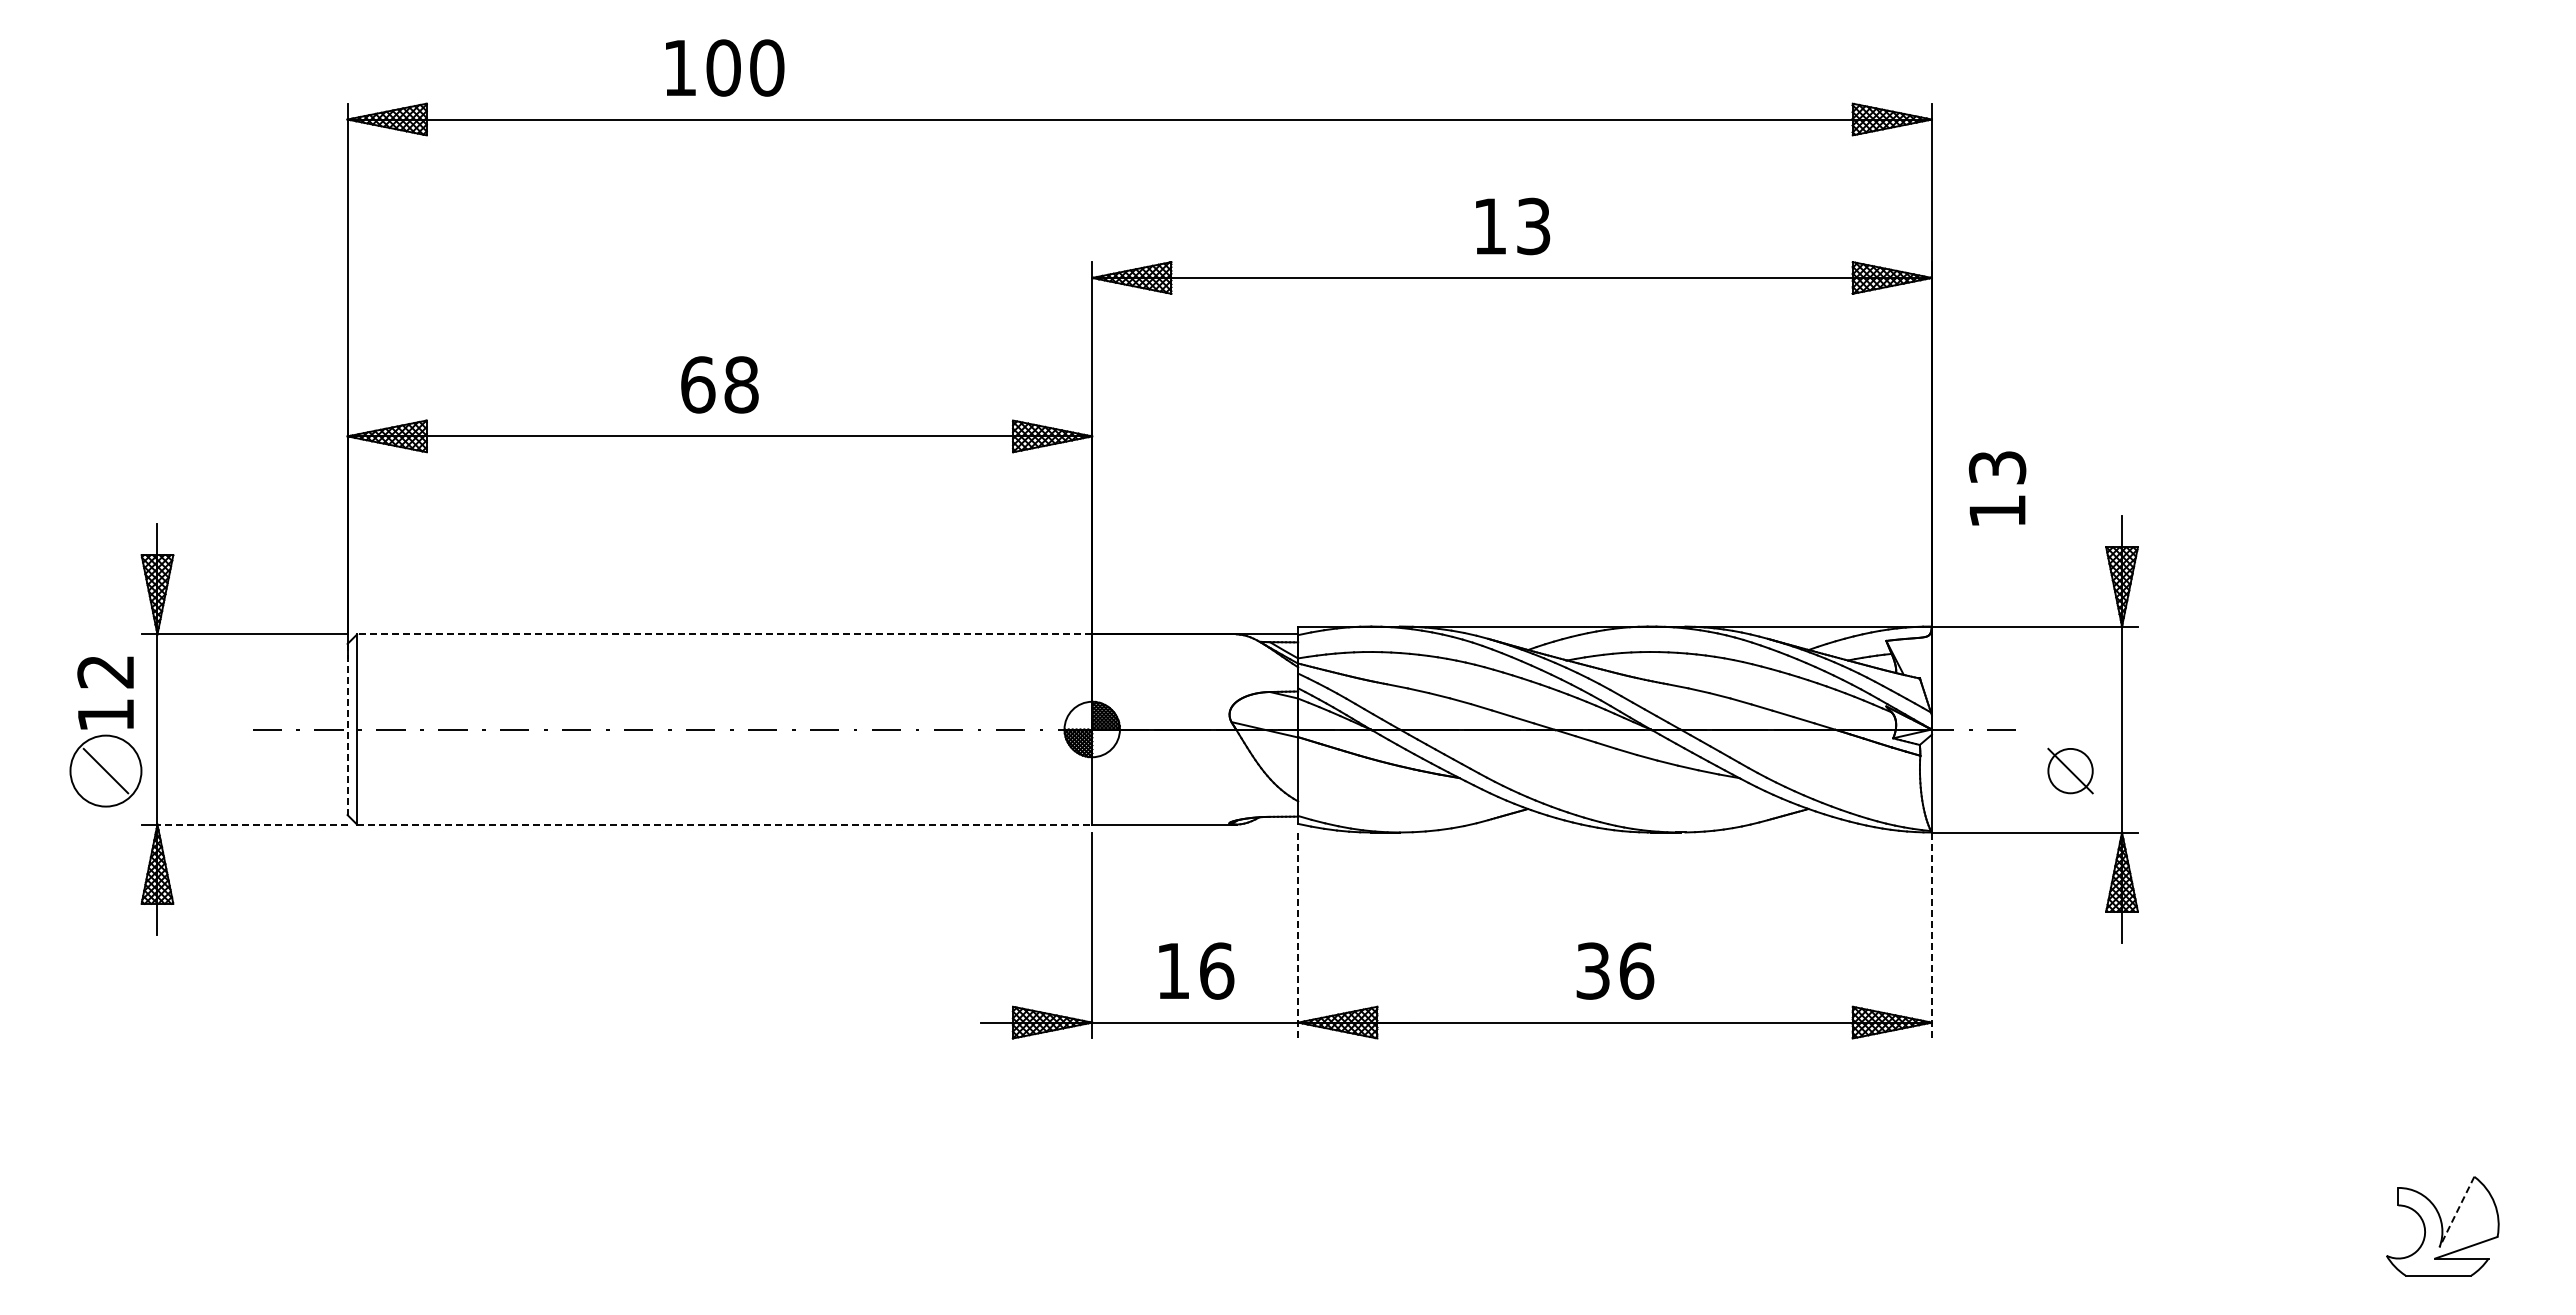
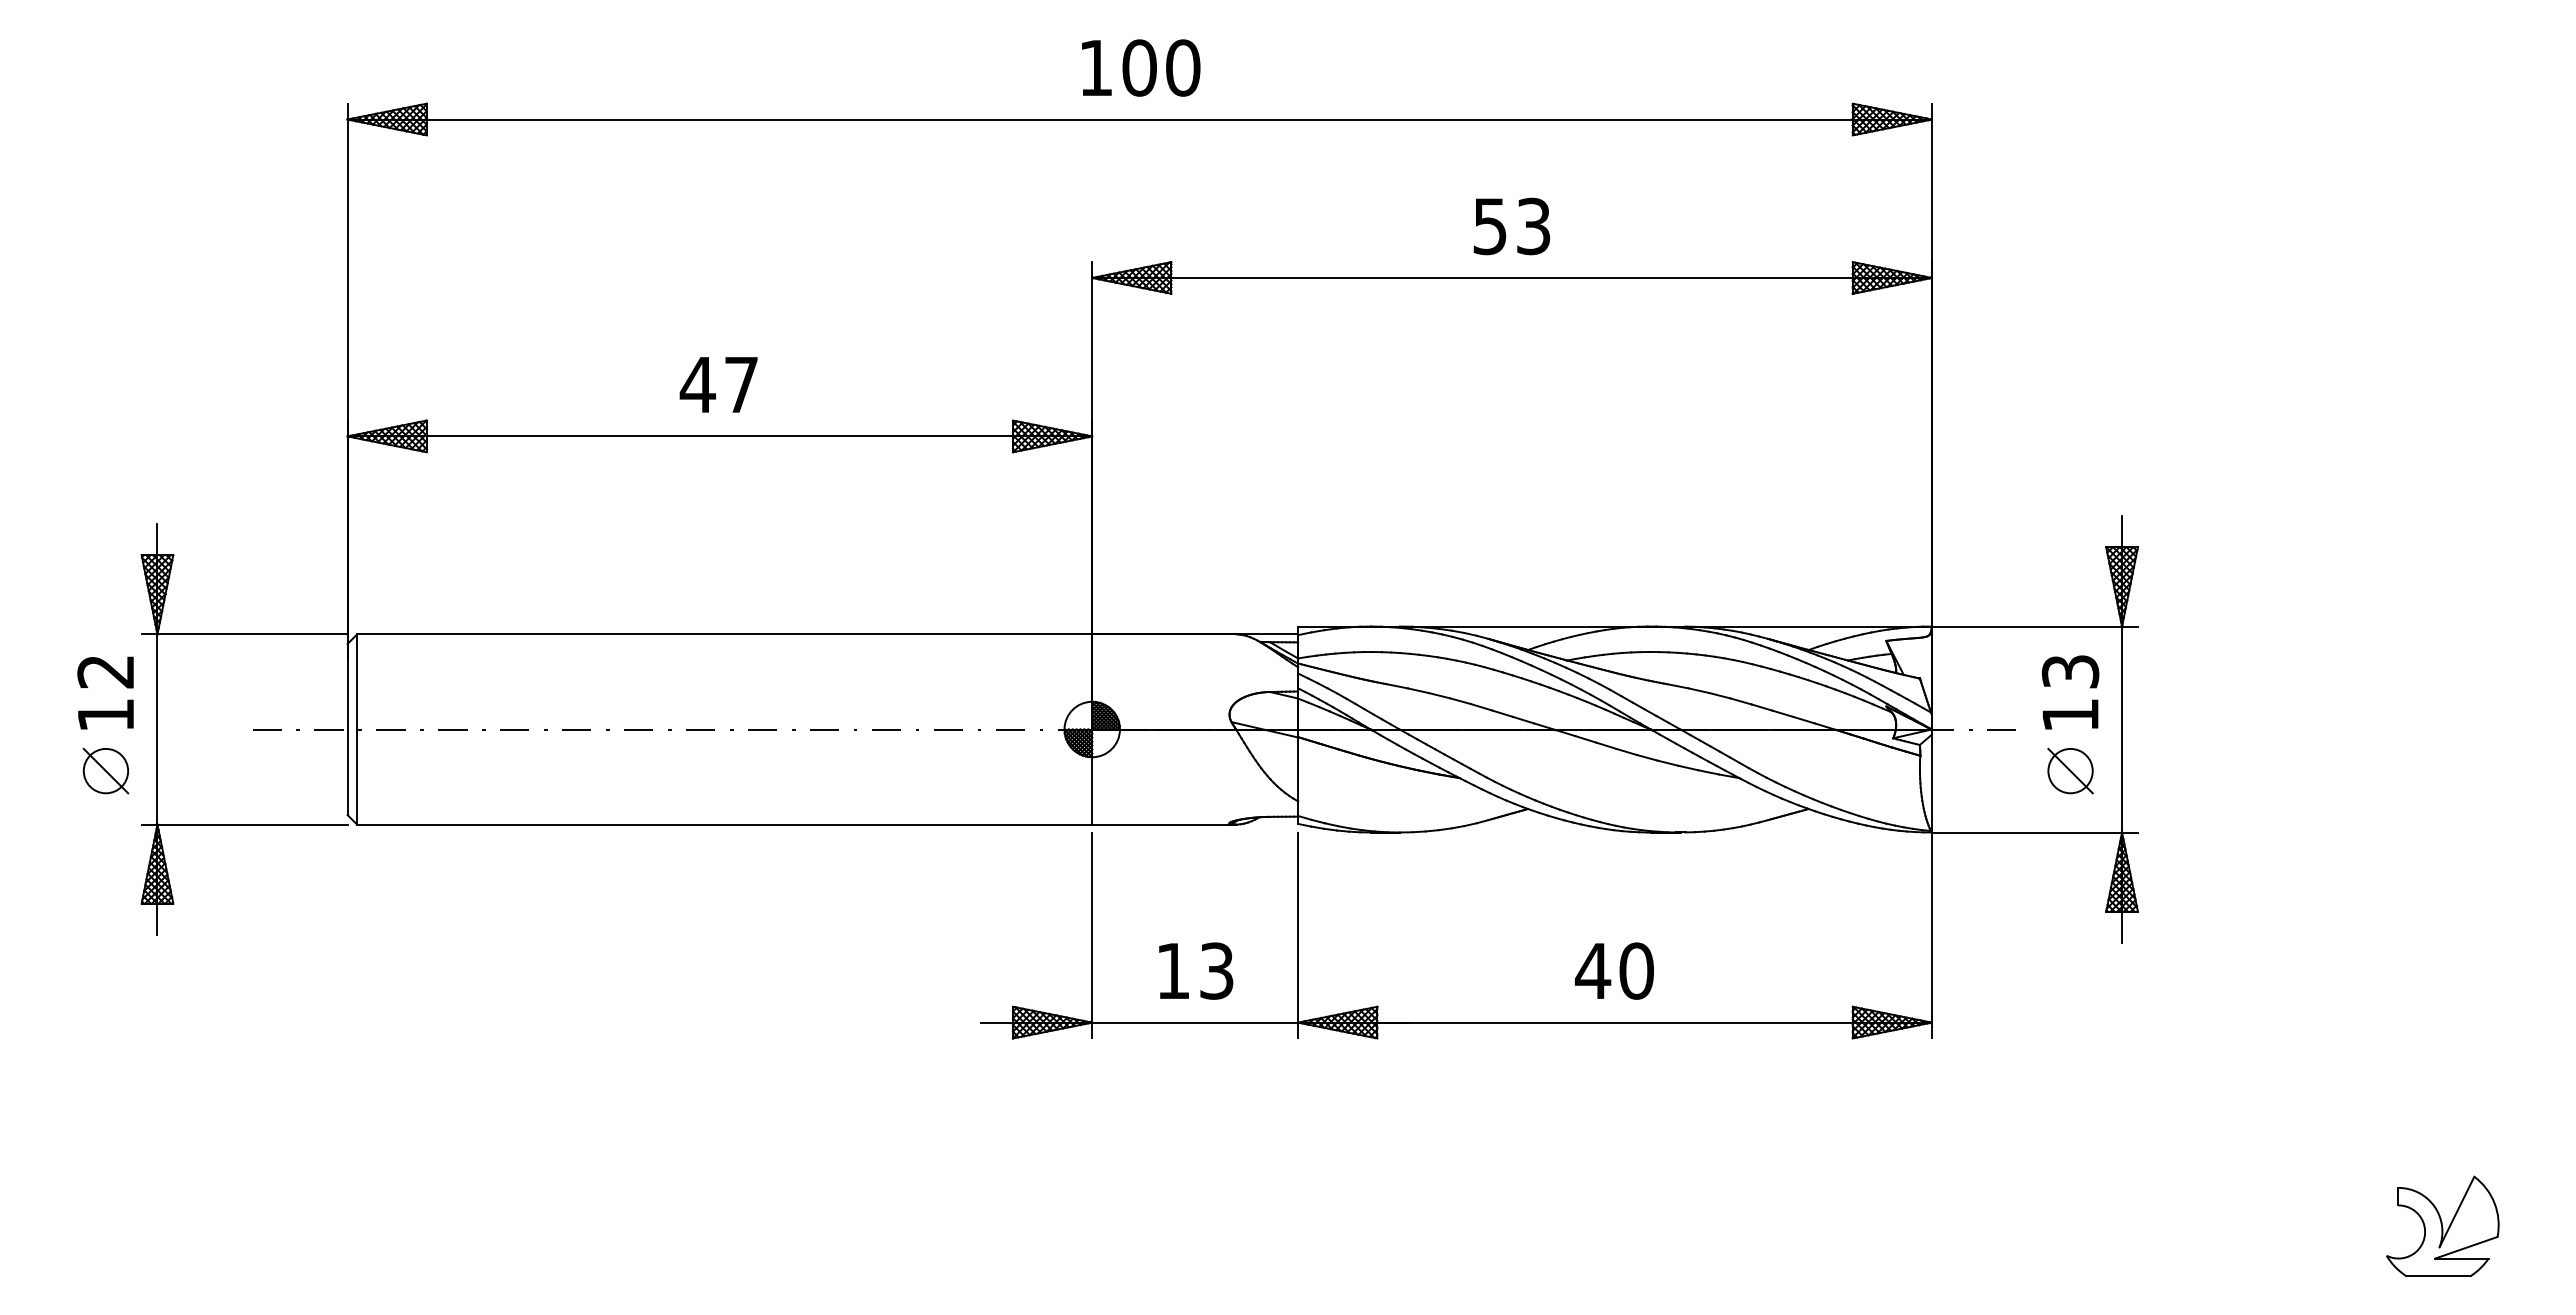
text position: (725, 67) -> (1141, 67) (1141, 67)
text: 13 -> 53 (1489, 226)
text: 68 -> 47 (718, 384)
text position: (1997, 488) -> (2070, 692) (2070, 692)
line: dashed -> solid (724, 634)
line: dashed -> solid (347, 729)
circle diameter: 71 px -> 44 px (105, 770)
line: dashed -> solid (252, 824)
line: dashed -> solid (724, 824)
line: dashed -> solid (1298, 935)
line: dashed -> solid (1931, 935)
text: 16 -> 13 (1217, 970)
text: 36 -> 40 (1614, 970)
line: dashed -> solid (2456, 1212)
